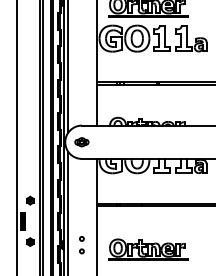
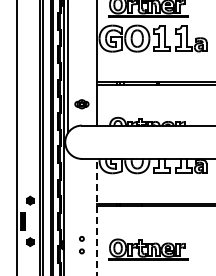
part position: (81, 142) -> (81, 104) (81, 104)
line: present -> none (68, 211)
line: solid -> dashed (96, 216)
